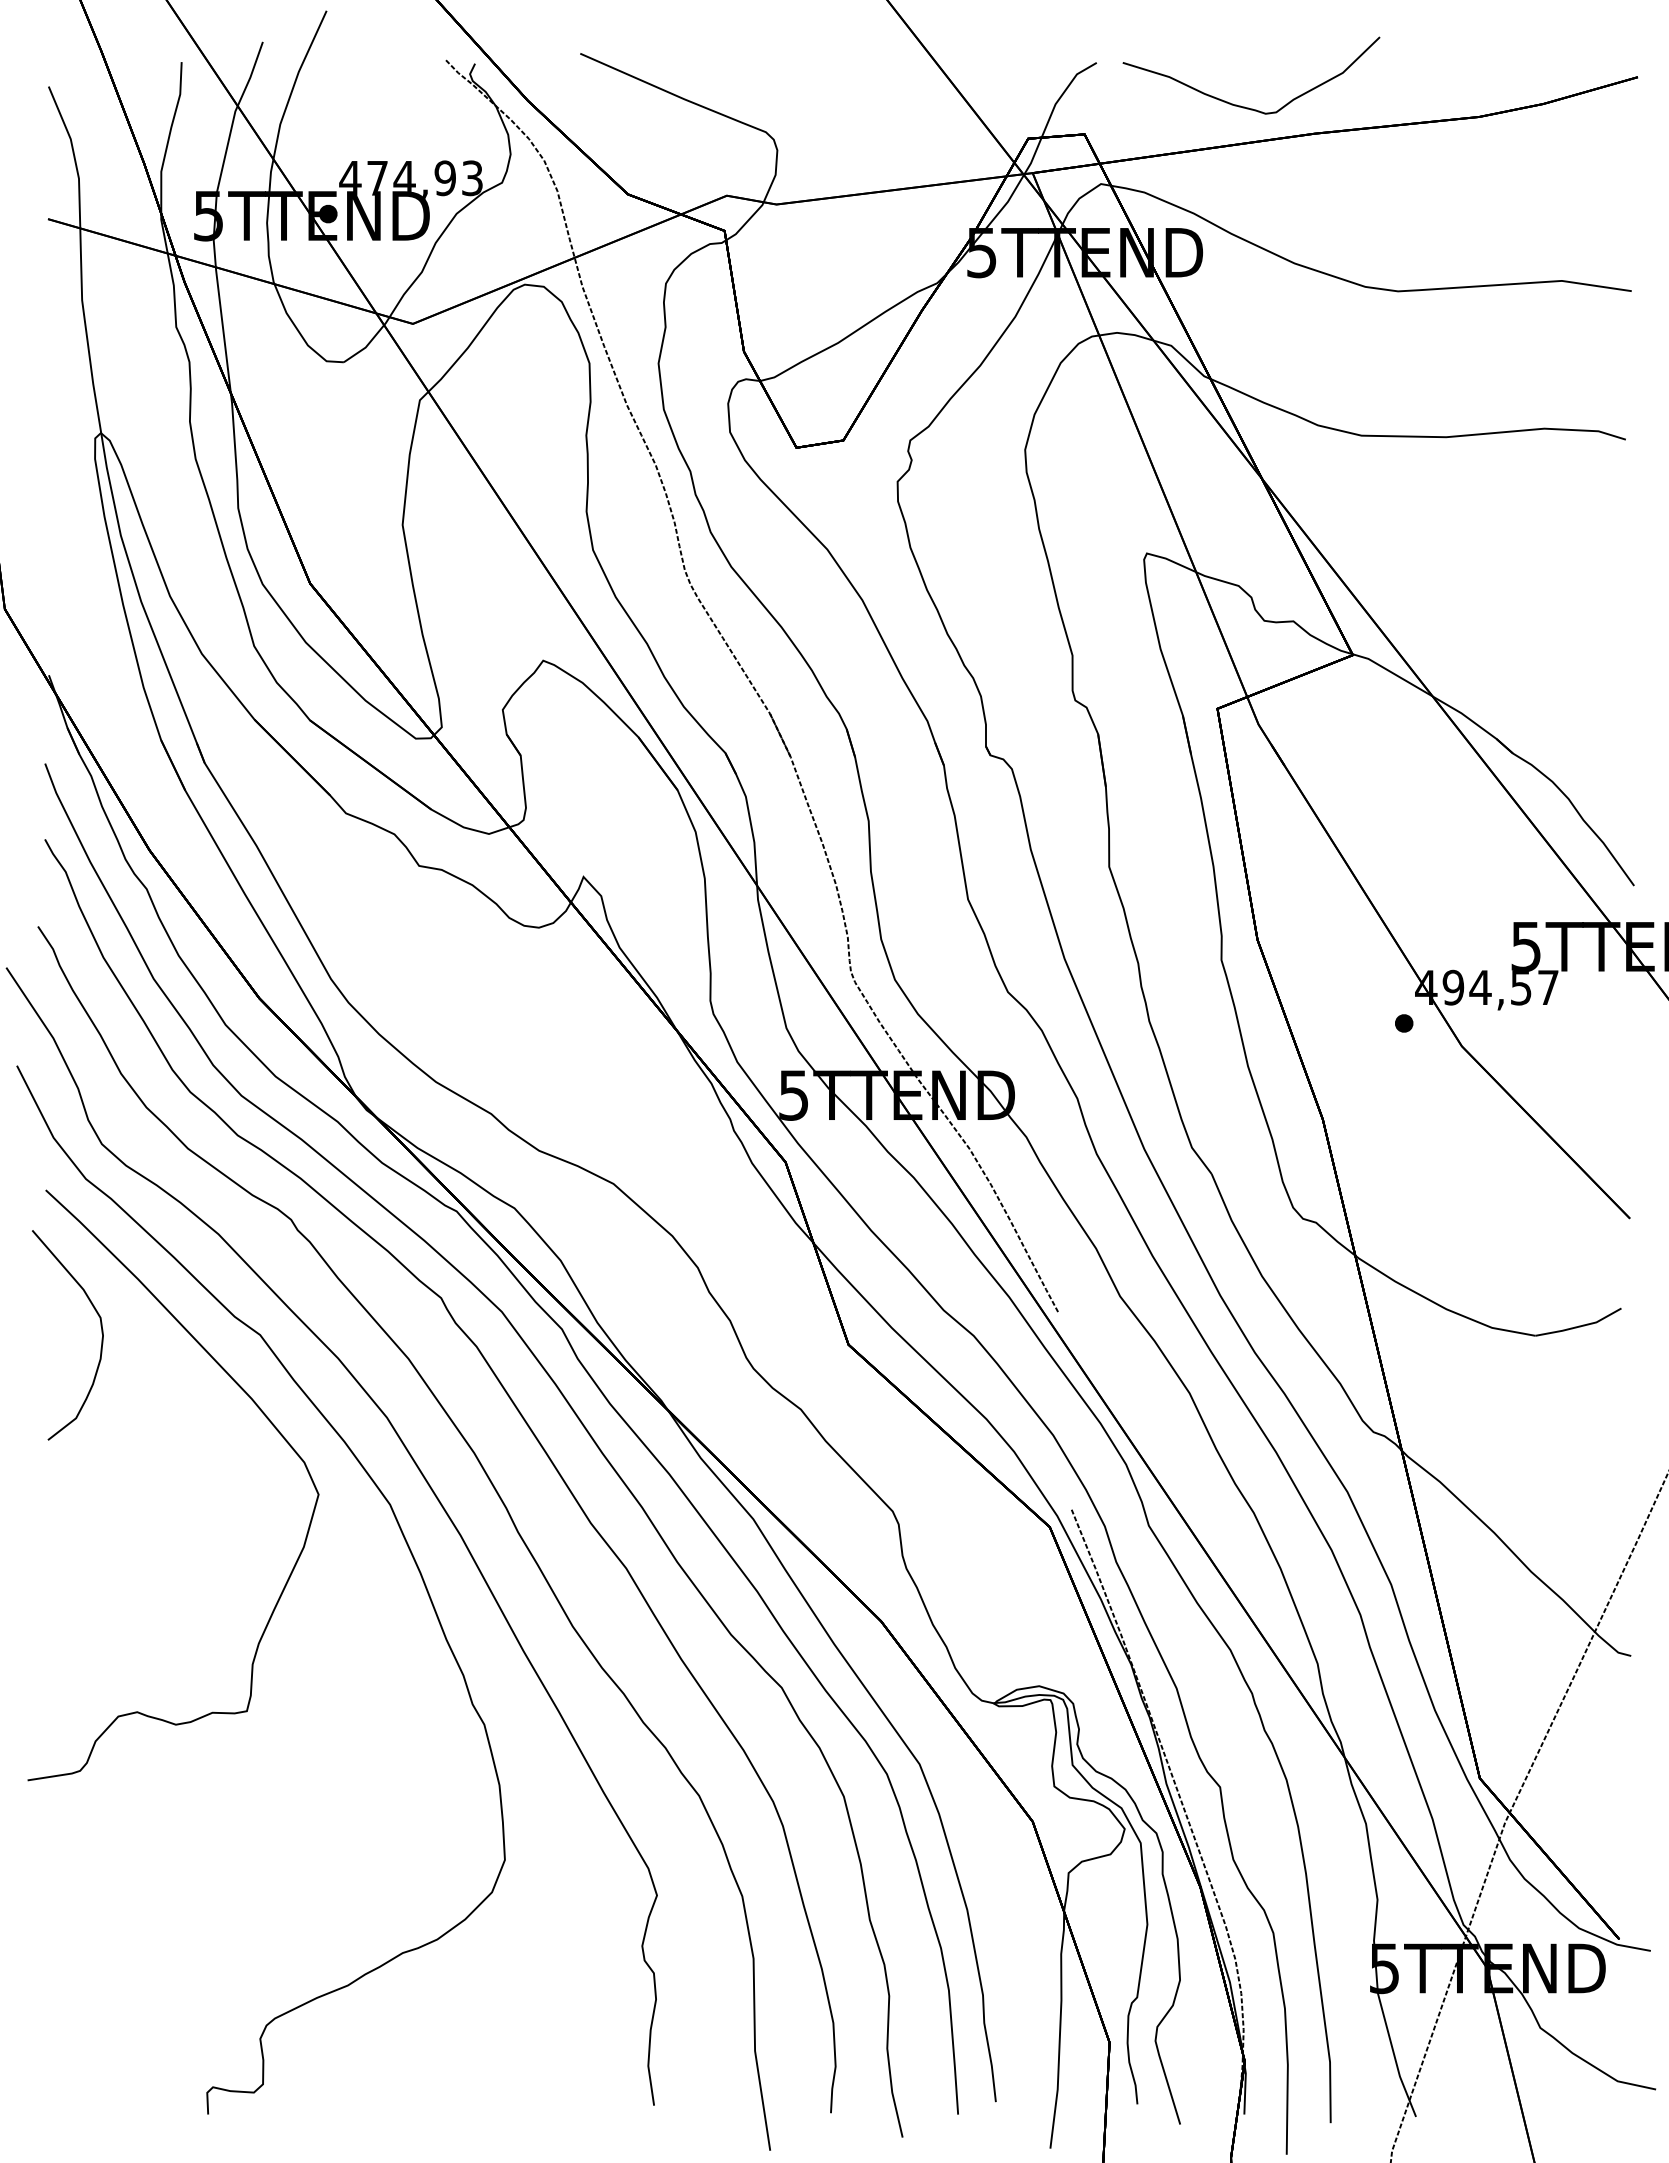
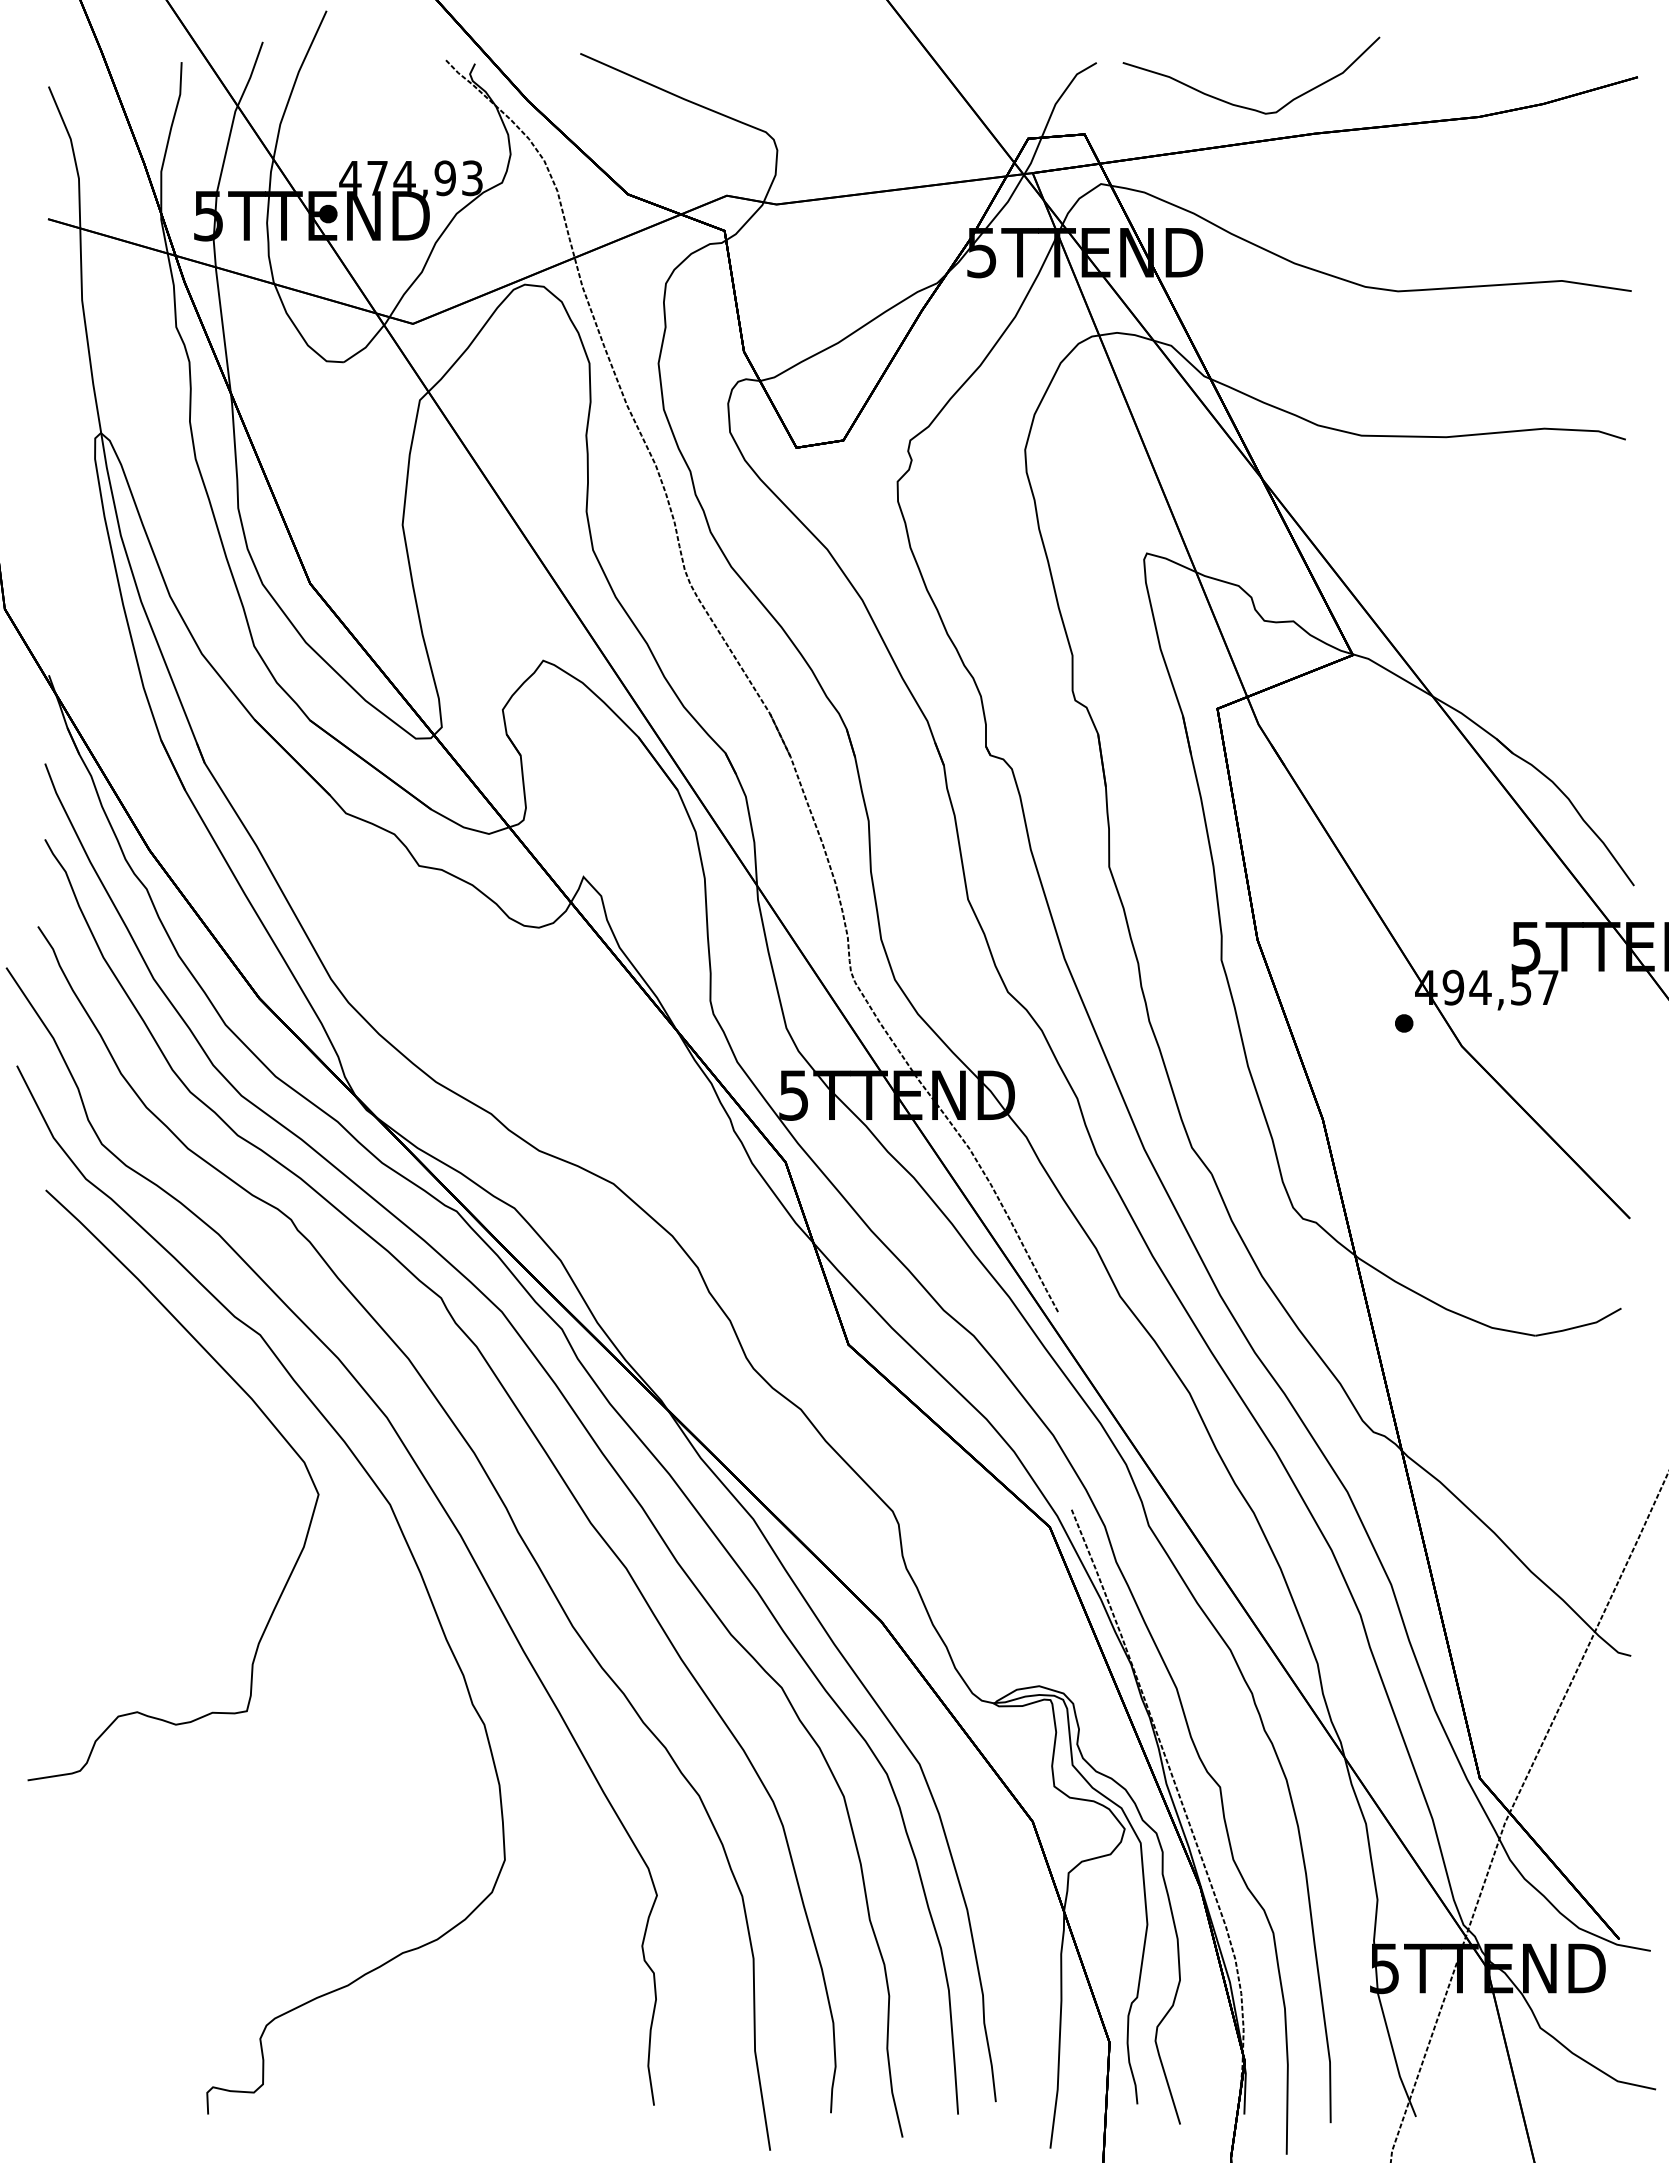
curve: present -> none (101, 1333)
